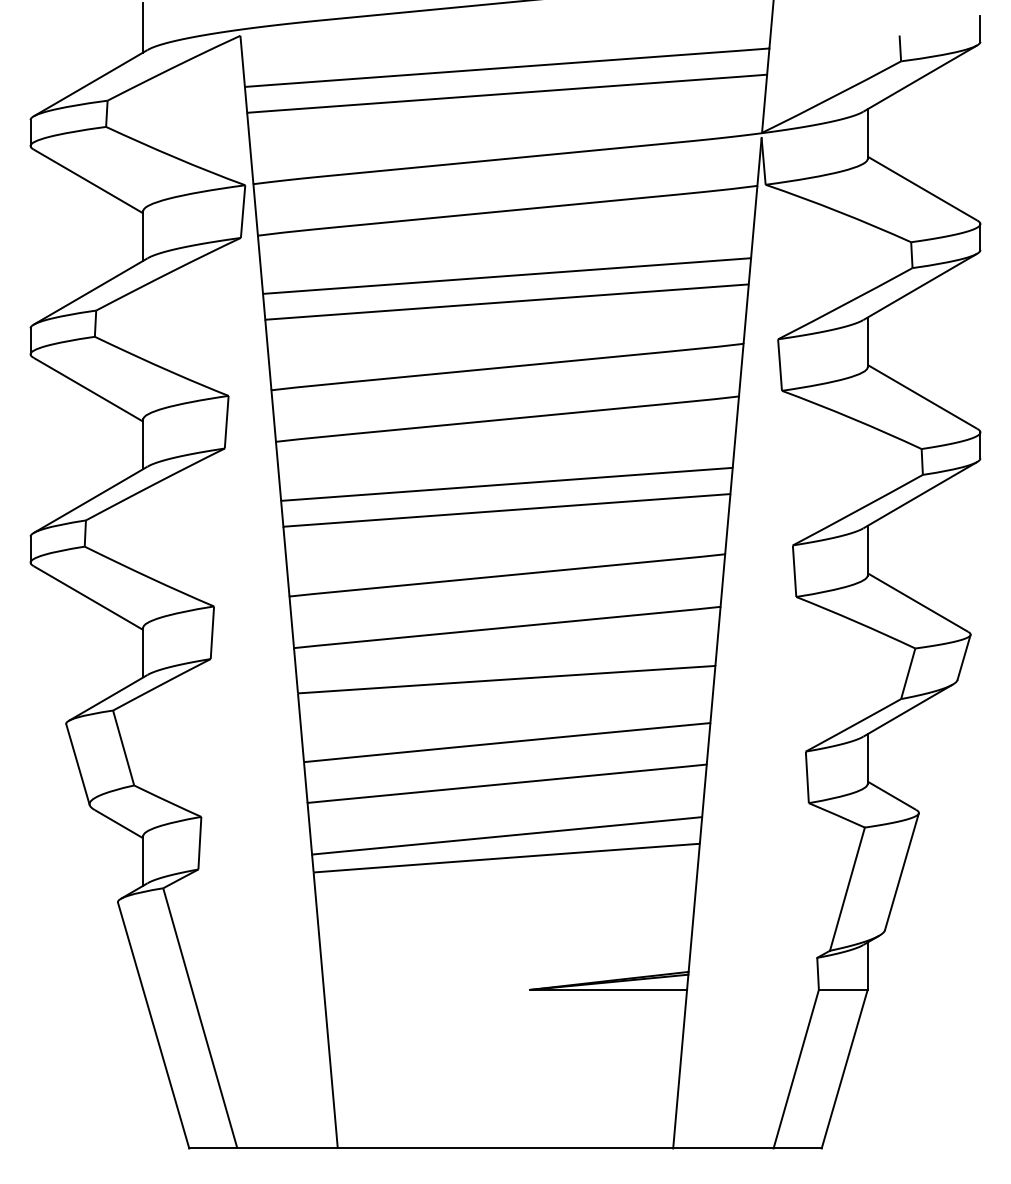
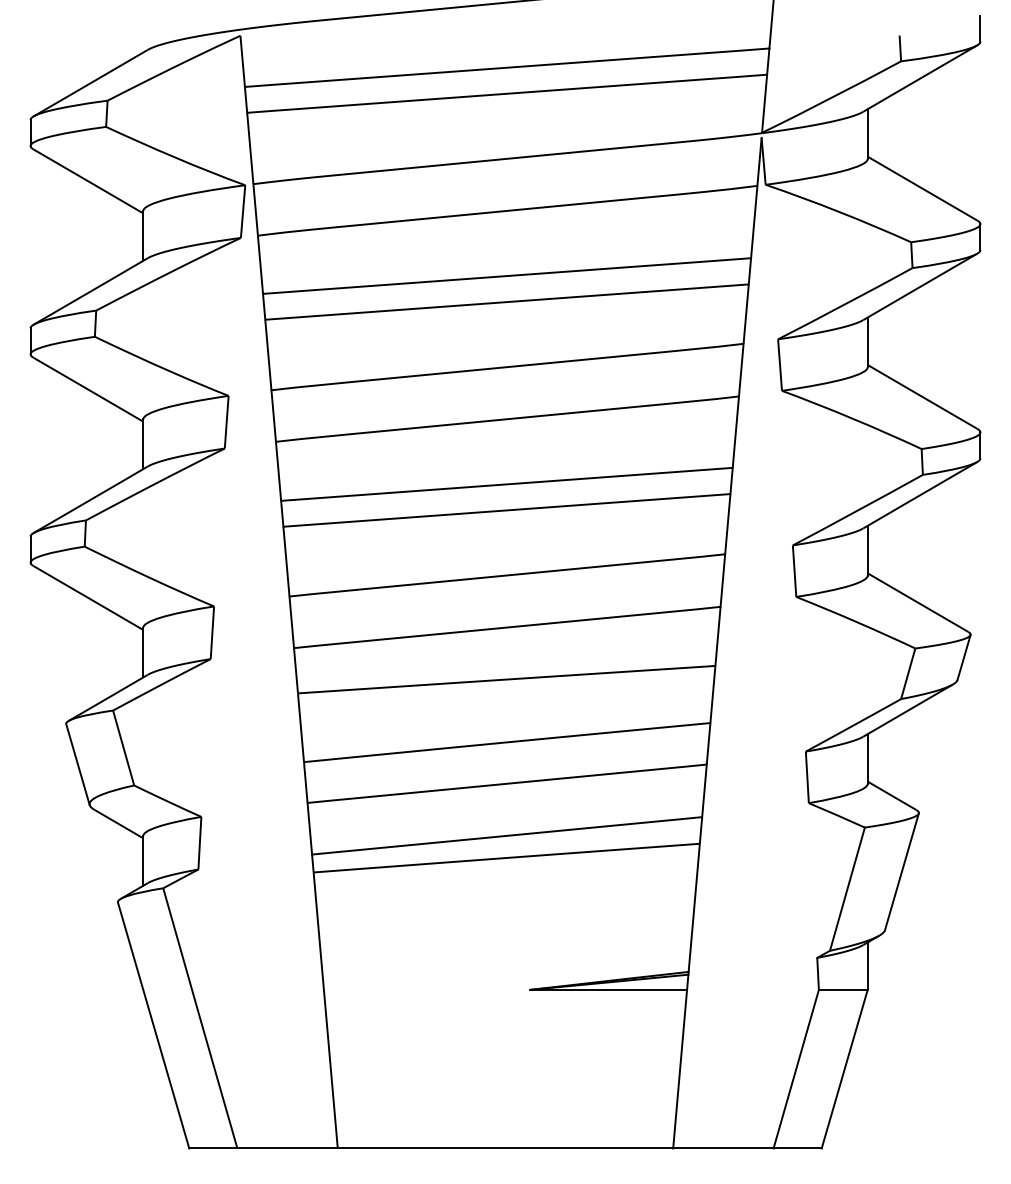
line: present -> none (143, 27)
